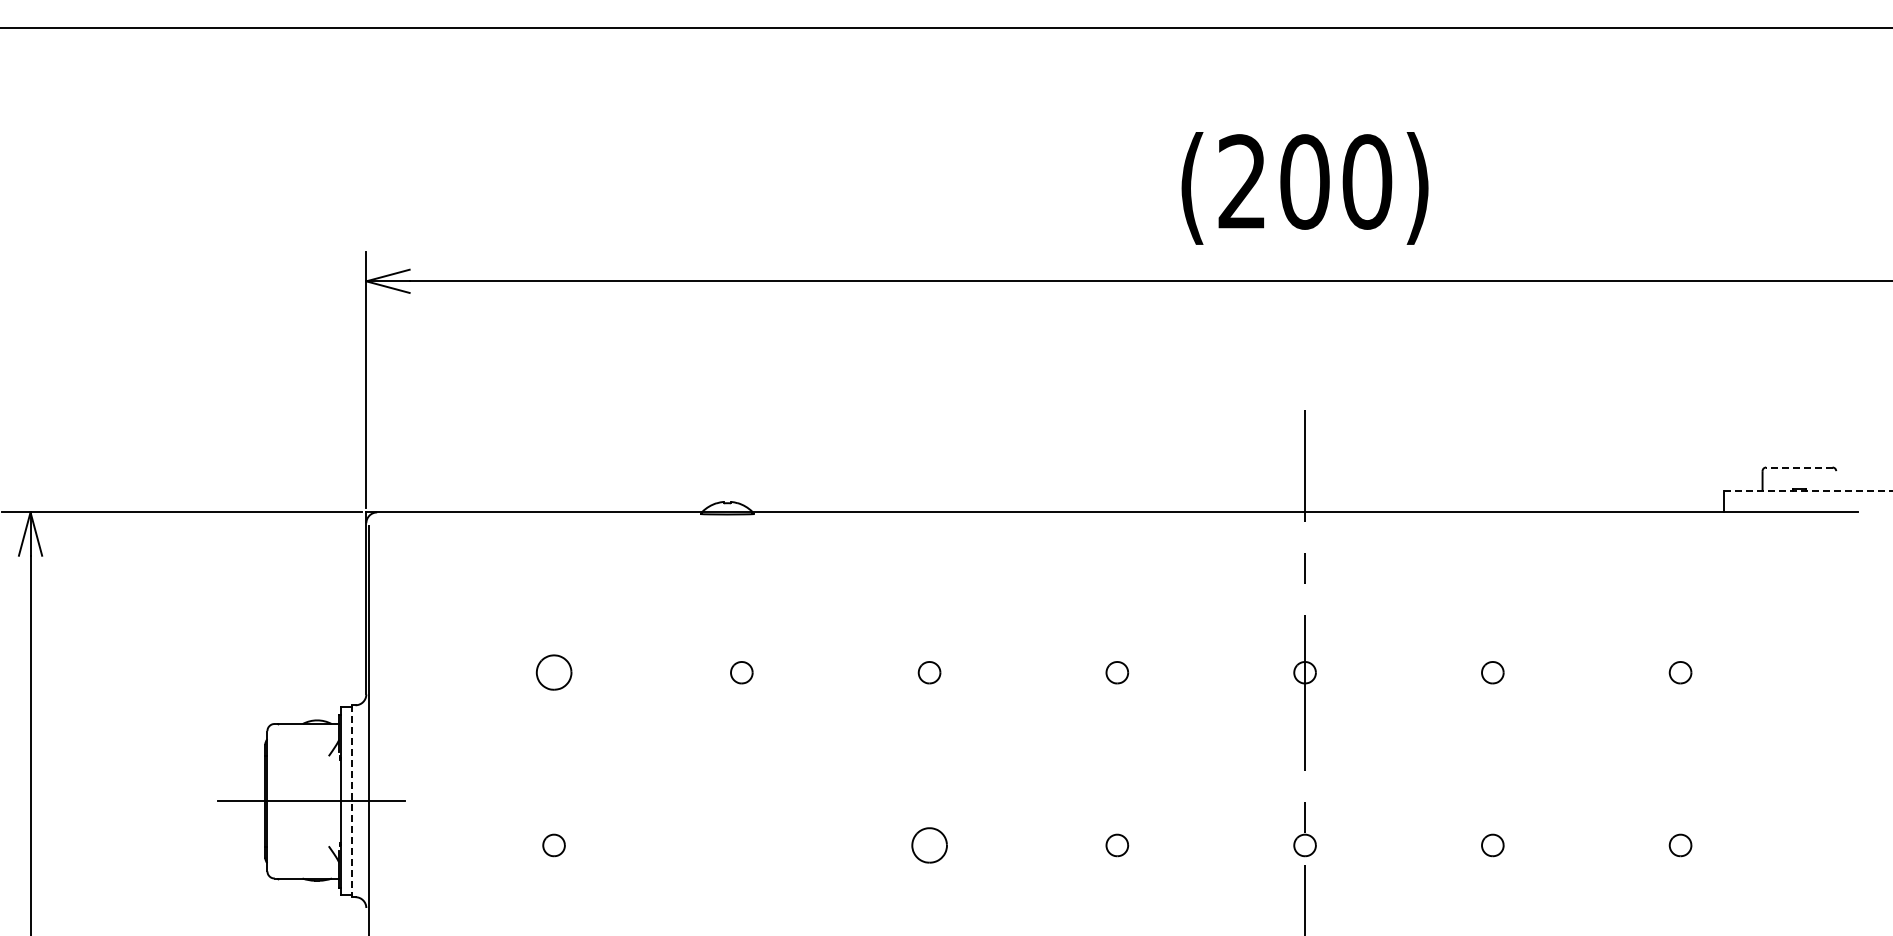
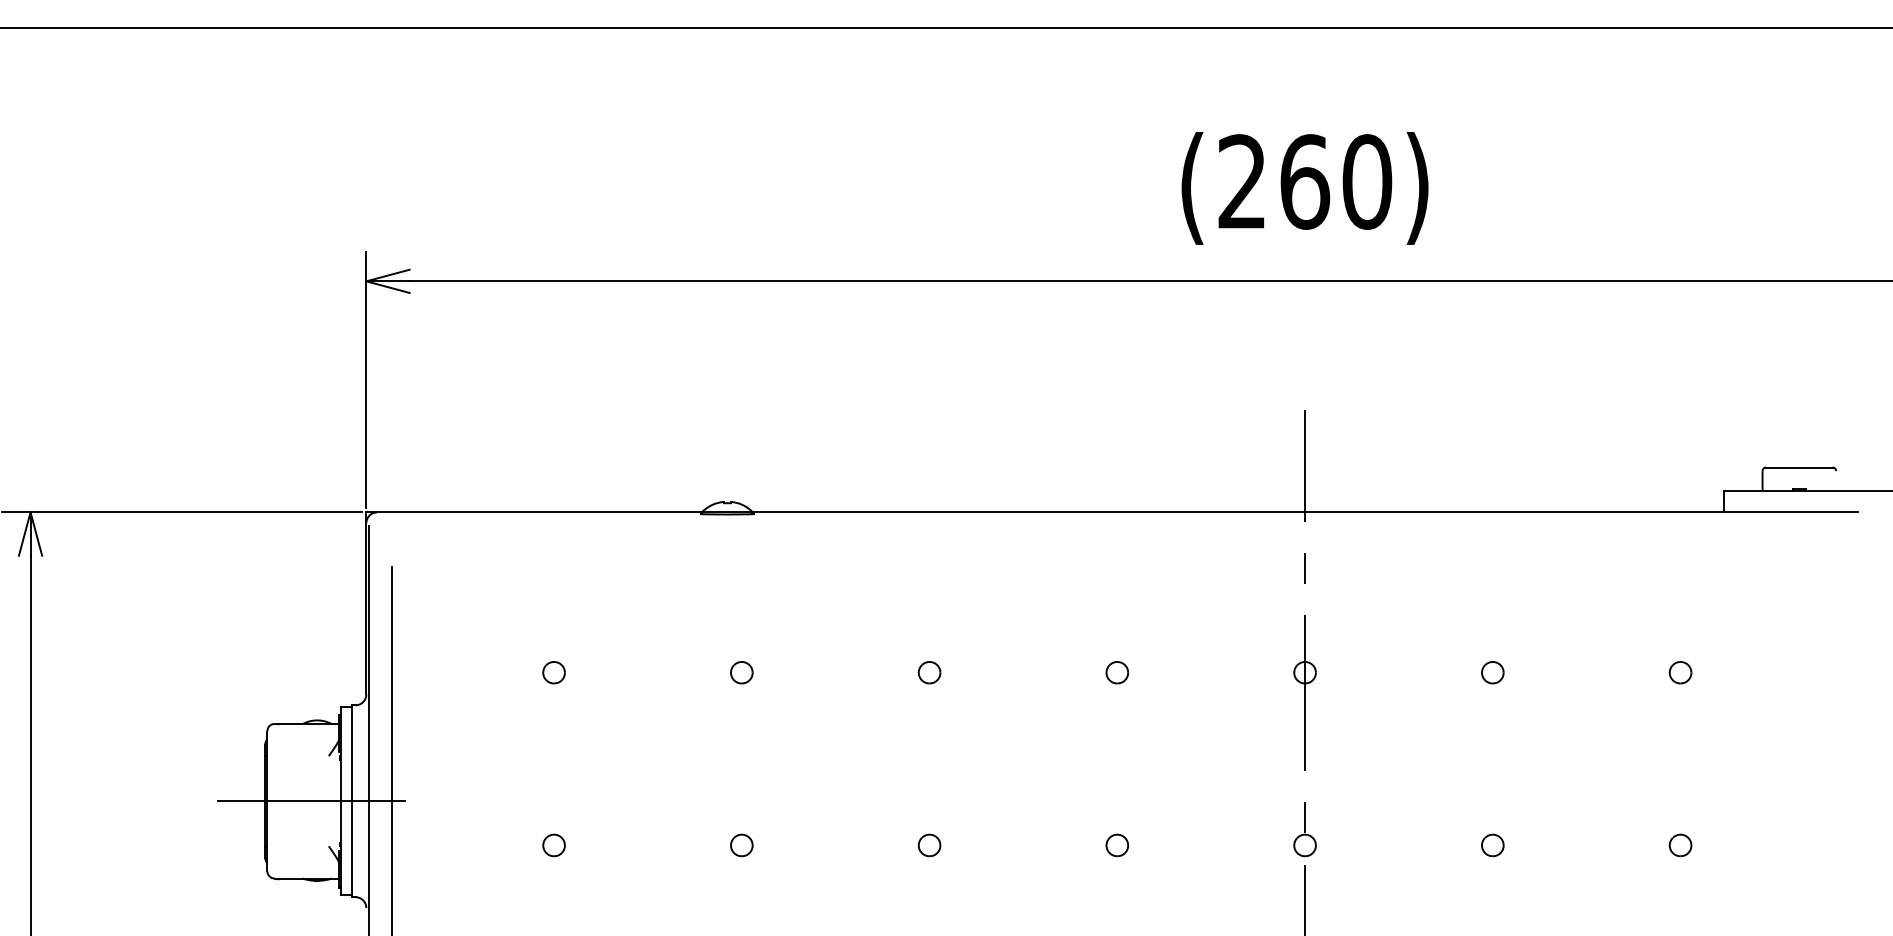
text: (200) -> (260) (1305, 181)
line: dashed -> solid (1798, 467)
line: dashed -> solid (1808, 490)
part size: 38x37 px -> 24x24 px (553, 672)
line: none -> present (391, 749)
line: dashed -> solid (351, 801)
part: none -> present (741, 845)
part size: 37x37 px -> 25x25 px (929, 845)
